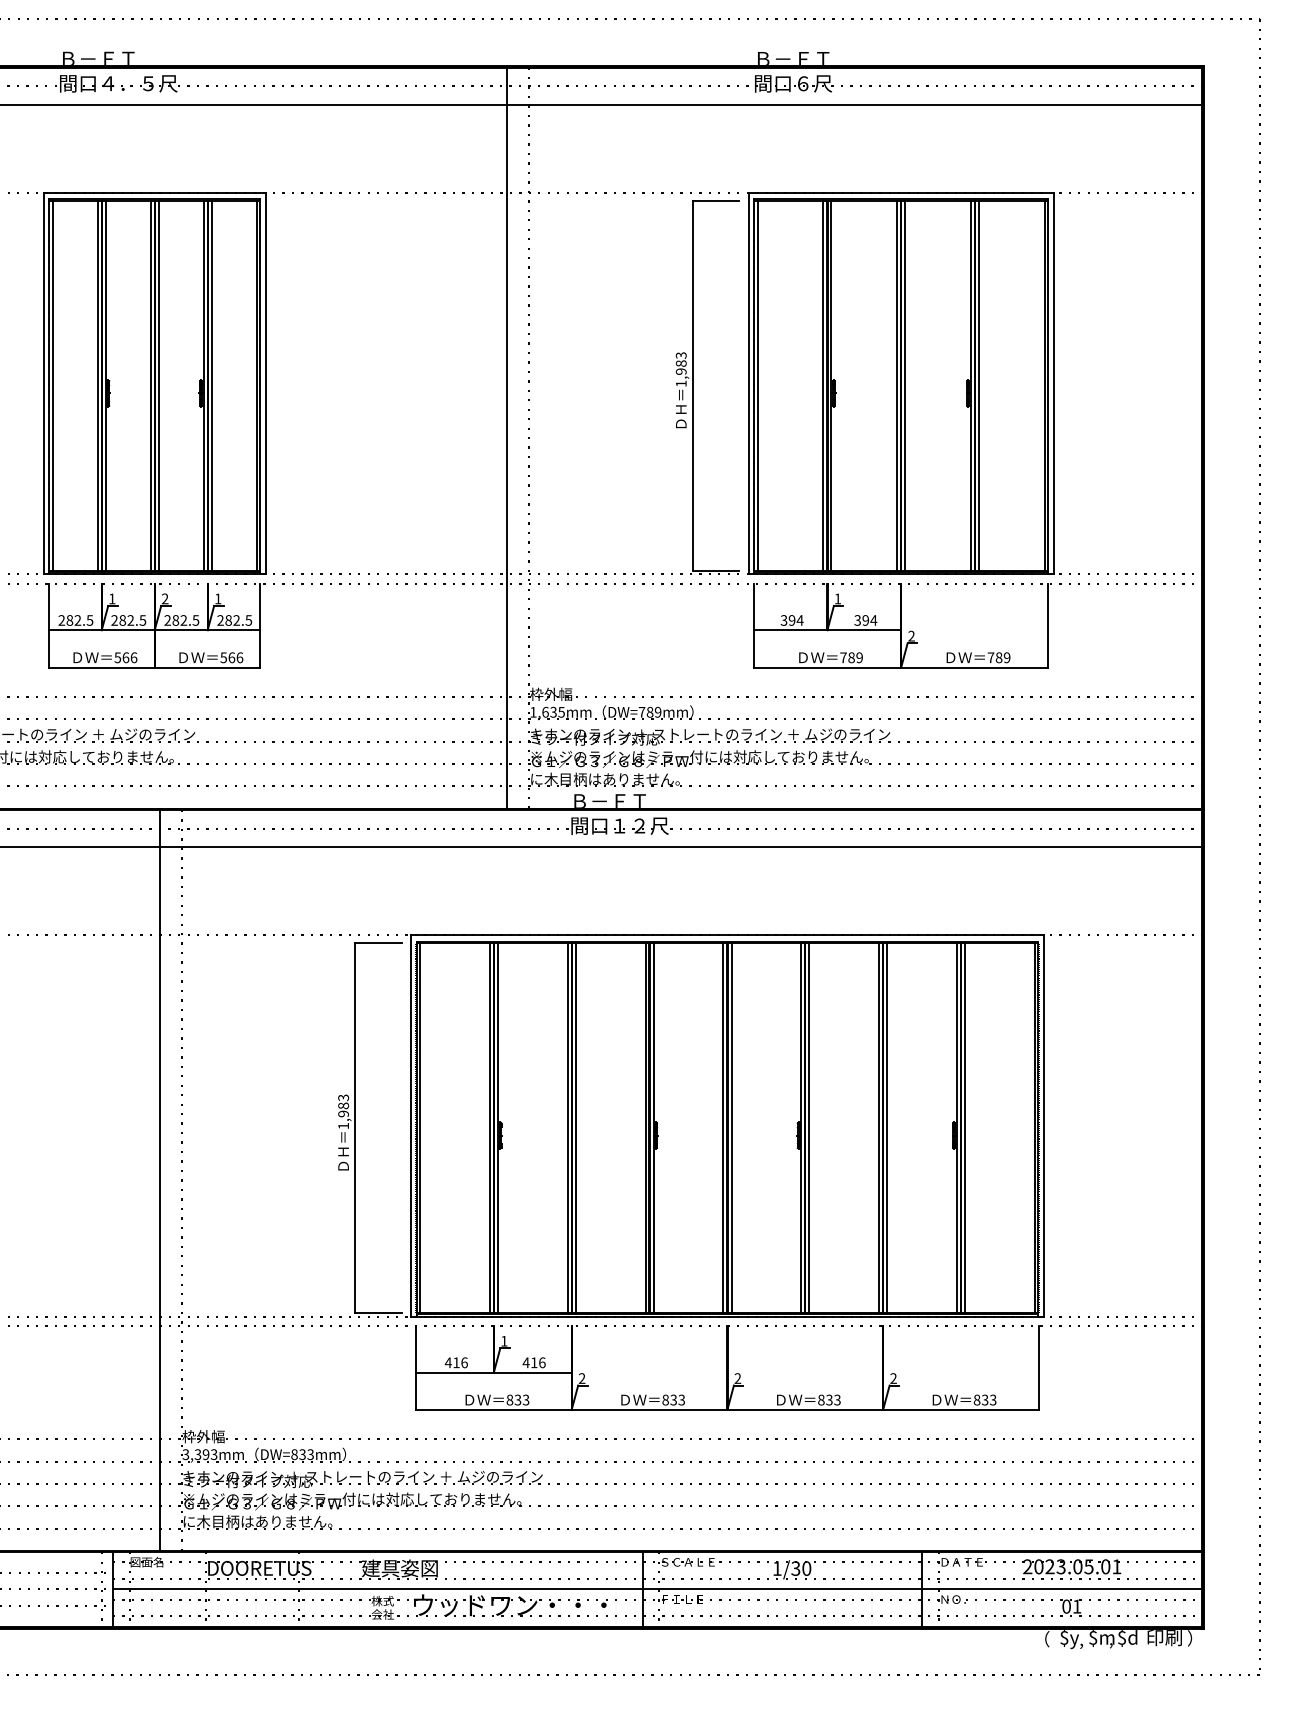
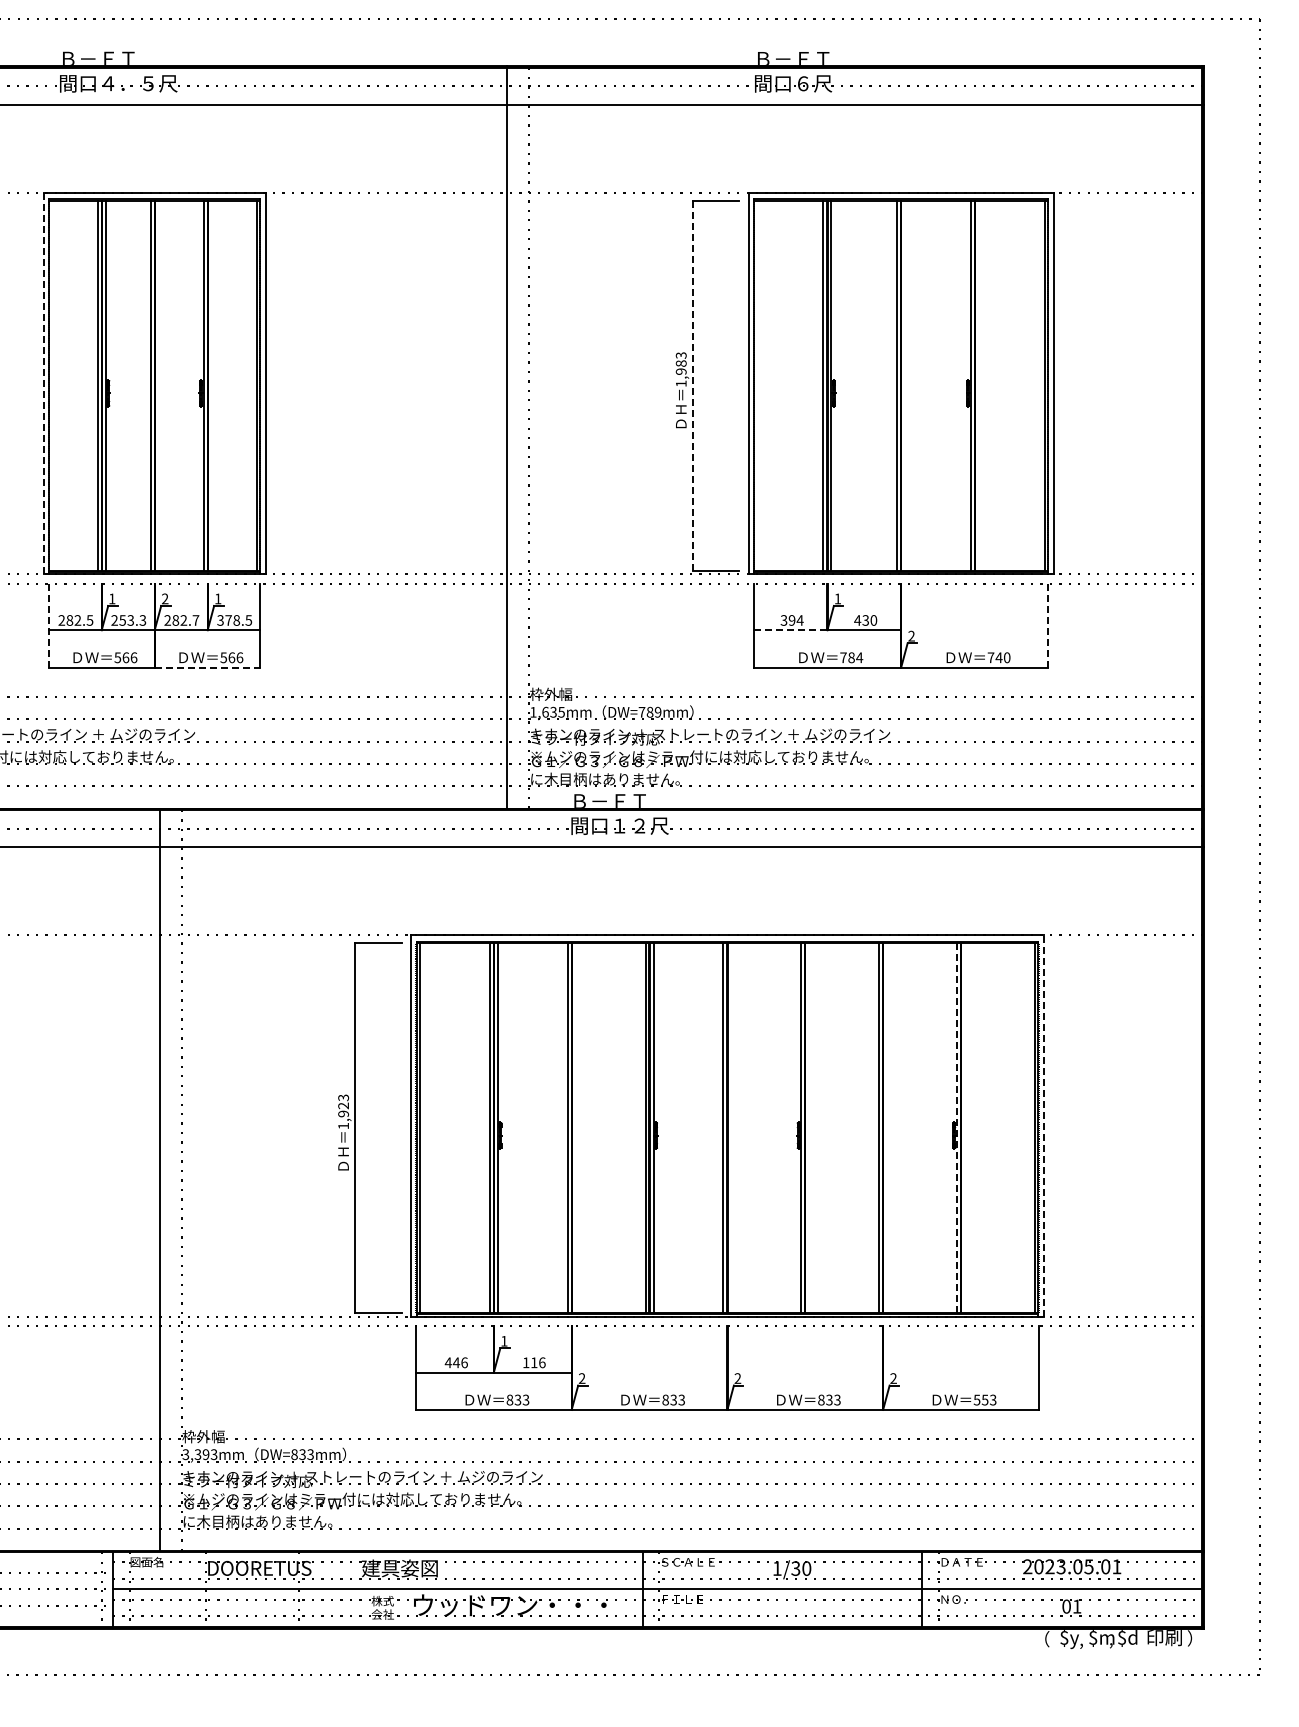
line: solid -> dashed (43, 383)
line: present -> none (52, 385)
line: present -> none (158, 385)
line: present -> none (211, 385)
line: solid -> dashed (692, 385)
line: present -> none (757, 385)
line: present -> none (905, 385)
line: present -> none (978, 385)
text: 282.5 -> 253.3 (132, 620)
text: 282.5 -> 282.7 (195, 620)
text: 282.5 -> 378.5 (228, 620)
text: 394 -> 430 (865, 620)
line: solid -> dashed (48, 625)
line: solid -> dashed (1048, 625)
line: solid -> dashed (790, 630)
text: 789 -> 784 (859, 657)
text: 789 -> 740 (1002, 657)
line: solid -> dashed (207, 667)
text: 1,983 -> 1,923 (343, 1105)
line: solid -> dashed (1043, 1125)
line: present -> none (575, 1127)
line: present -> none (731, 1127)
line: present -> none (809, 1127)
line: present -> none (887, 1127)
line: solid -> dashed (956, 1127)
line: present -> none (964, 1127)
text: 416 -> 446 (456, 1362)
text: 416 -> 116 (525, 1362)
text: 833 -> 553 (980, 1399)
